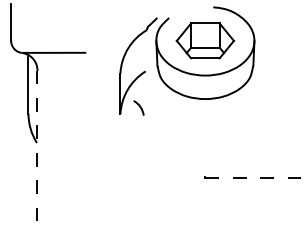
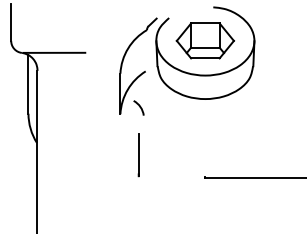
line: dashed -> solid (36, 152)
line: none -> present (138, 155)
line: dashed -> solid (256, 177)
